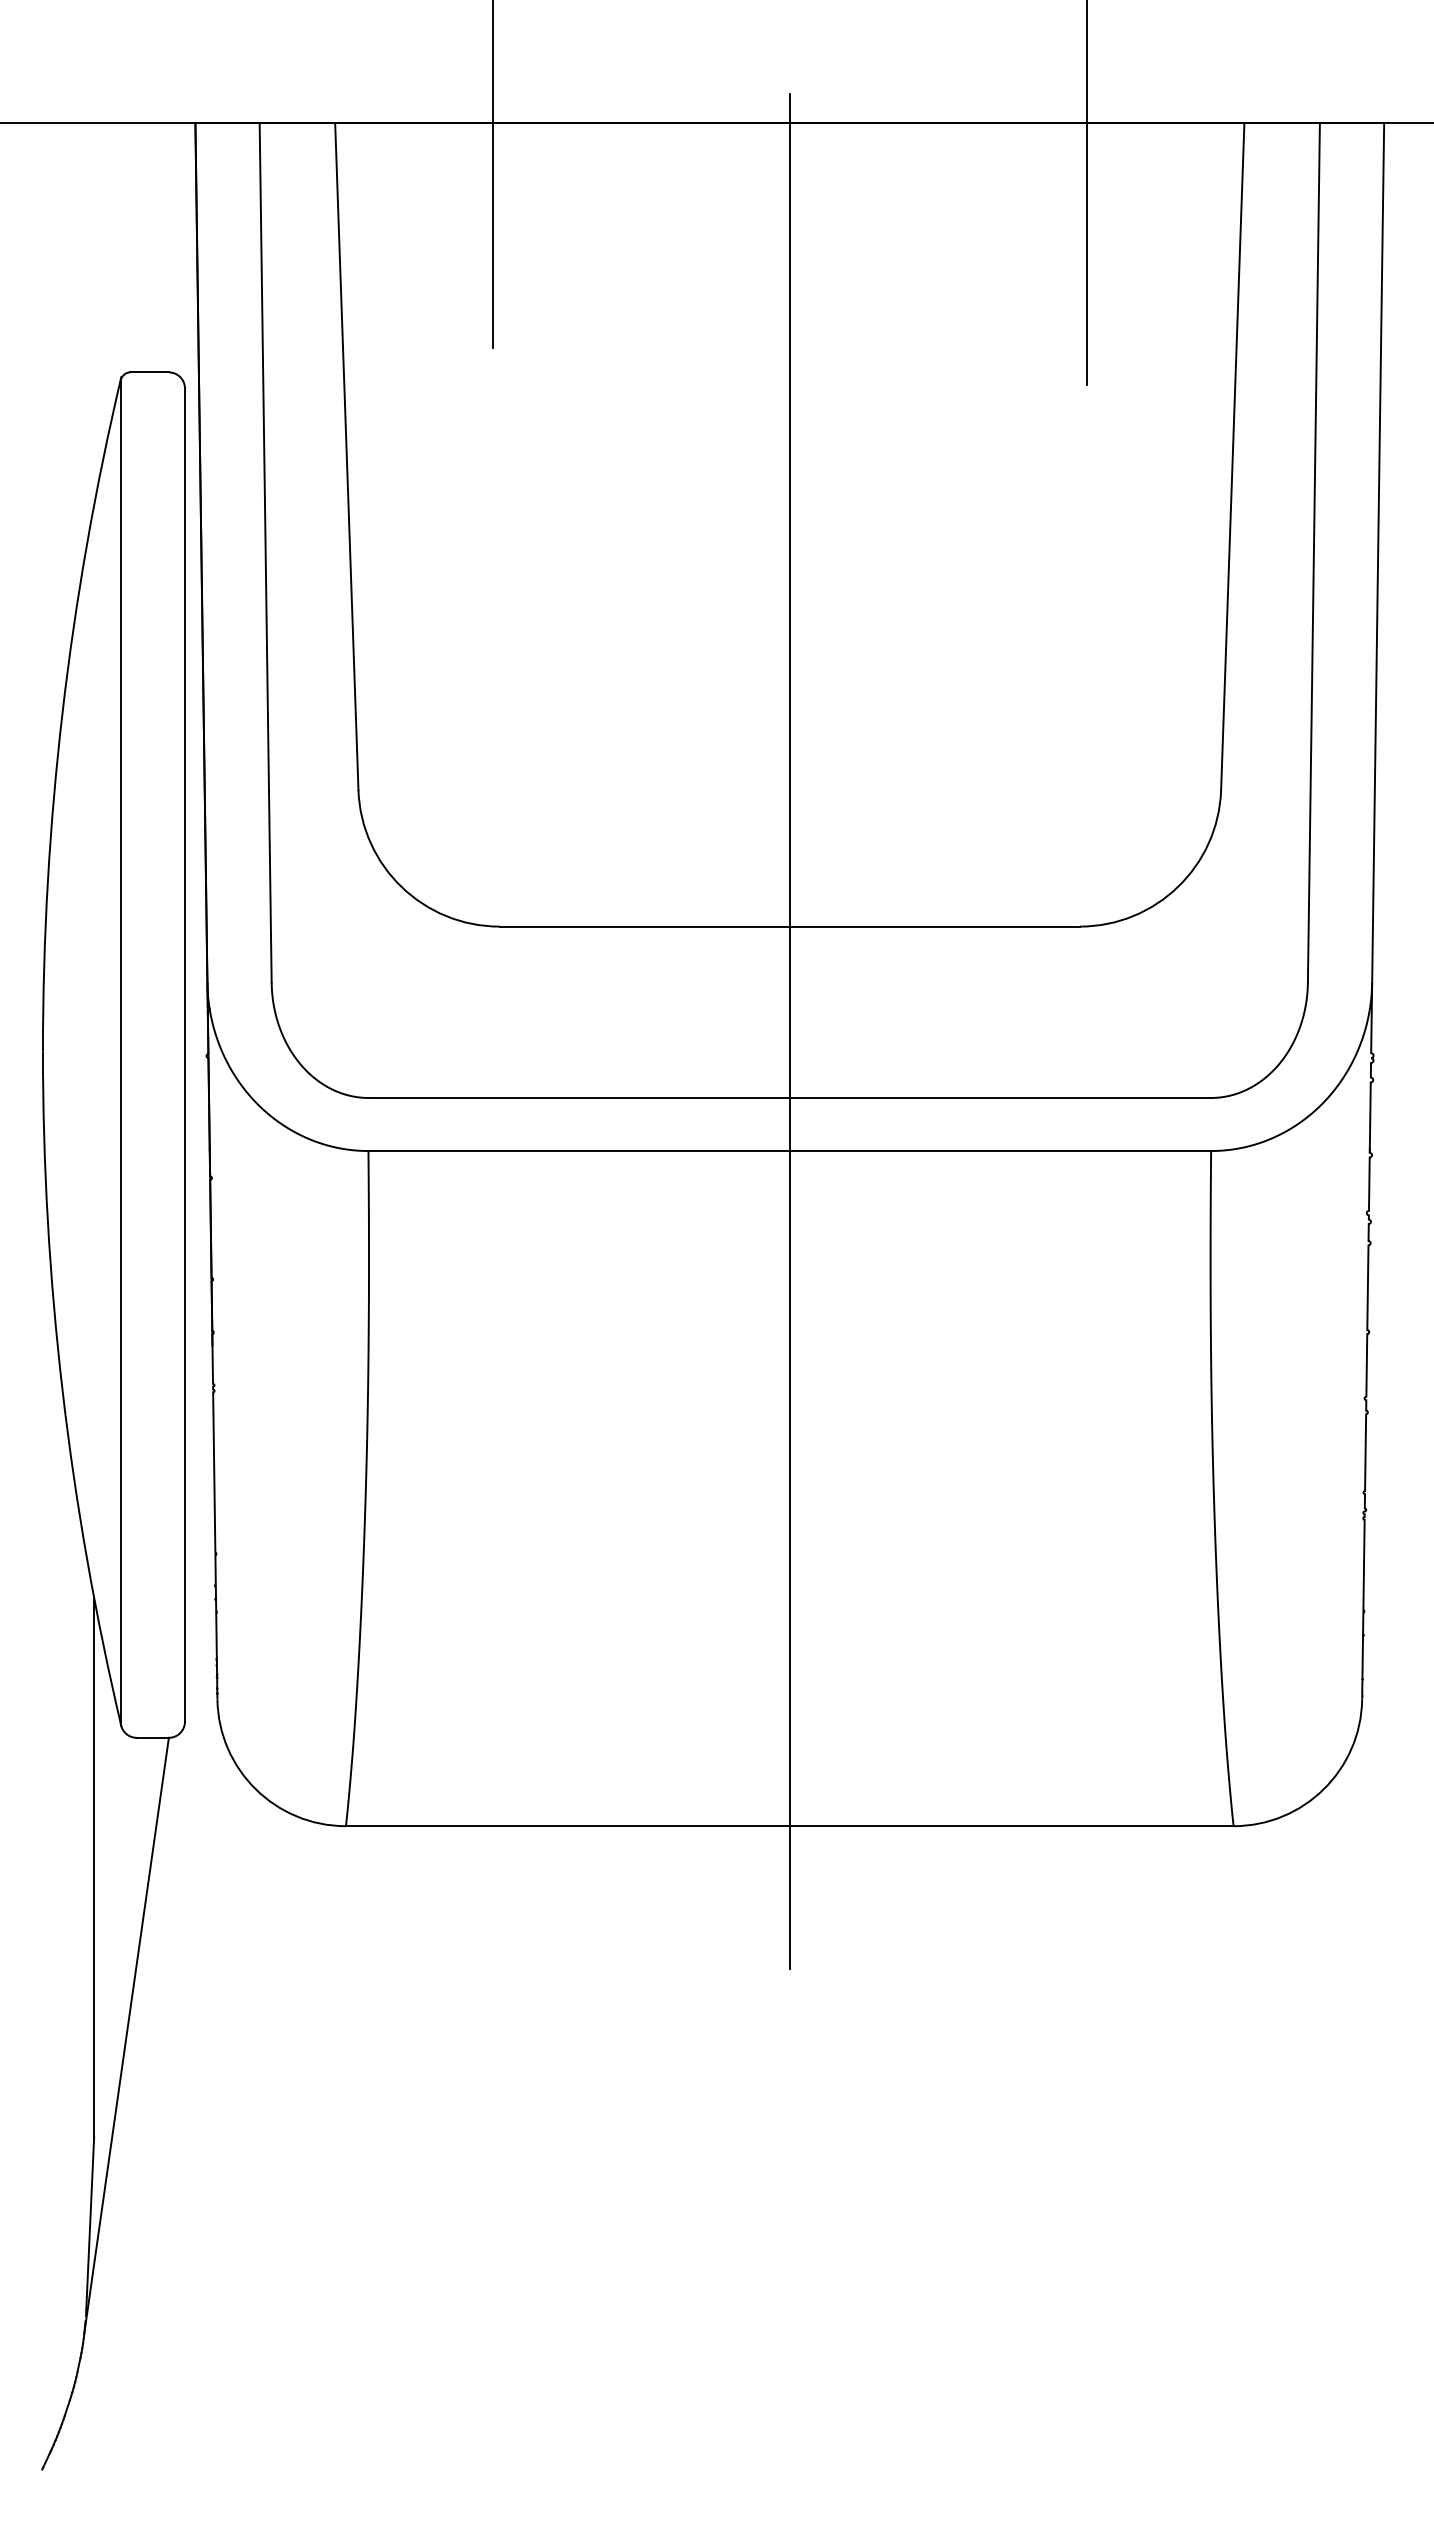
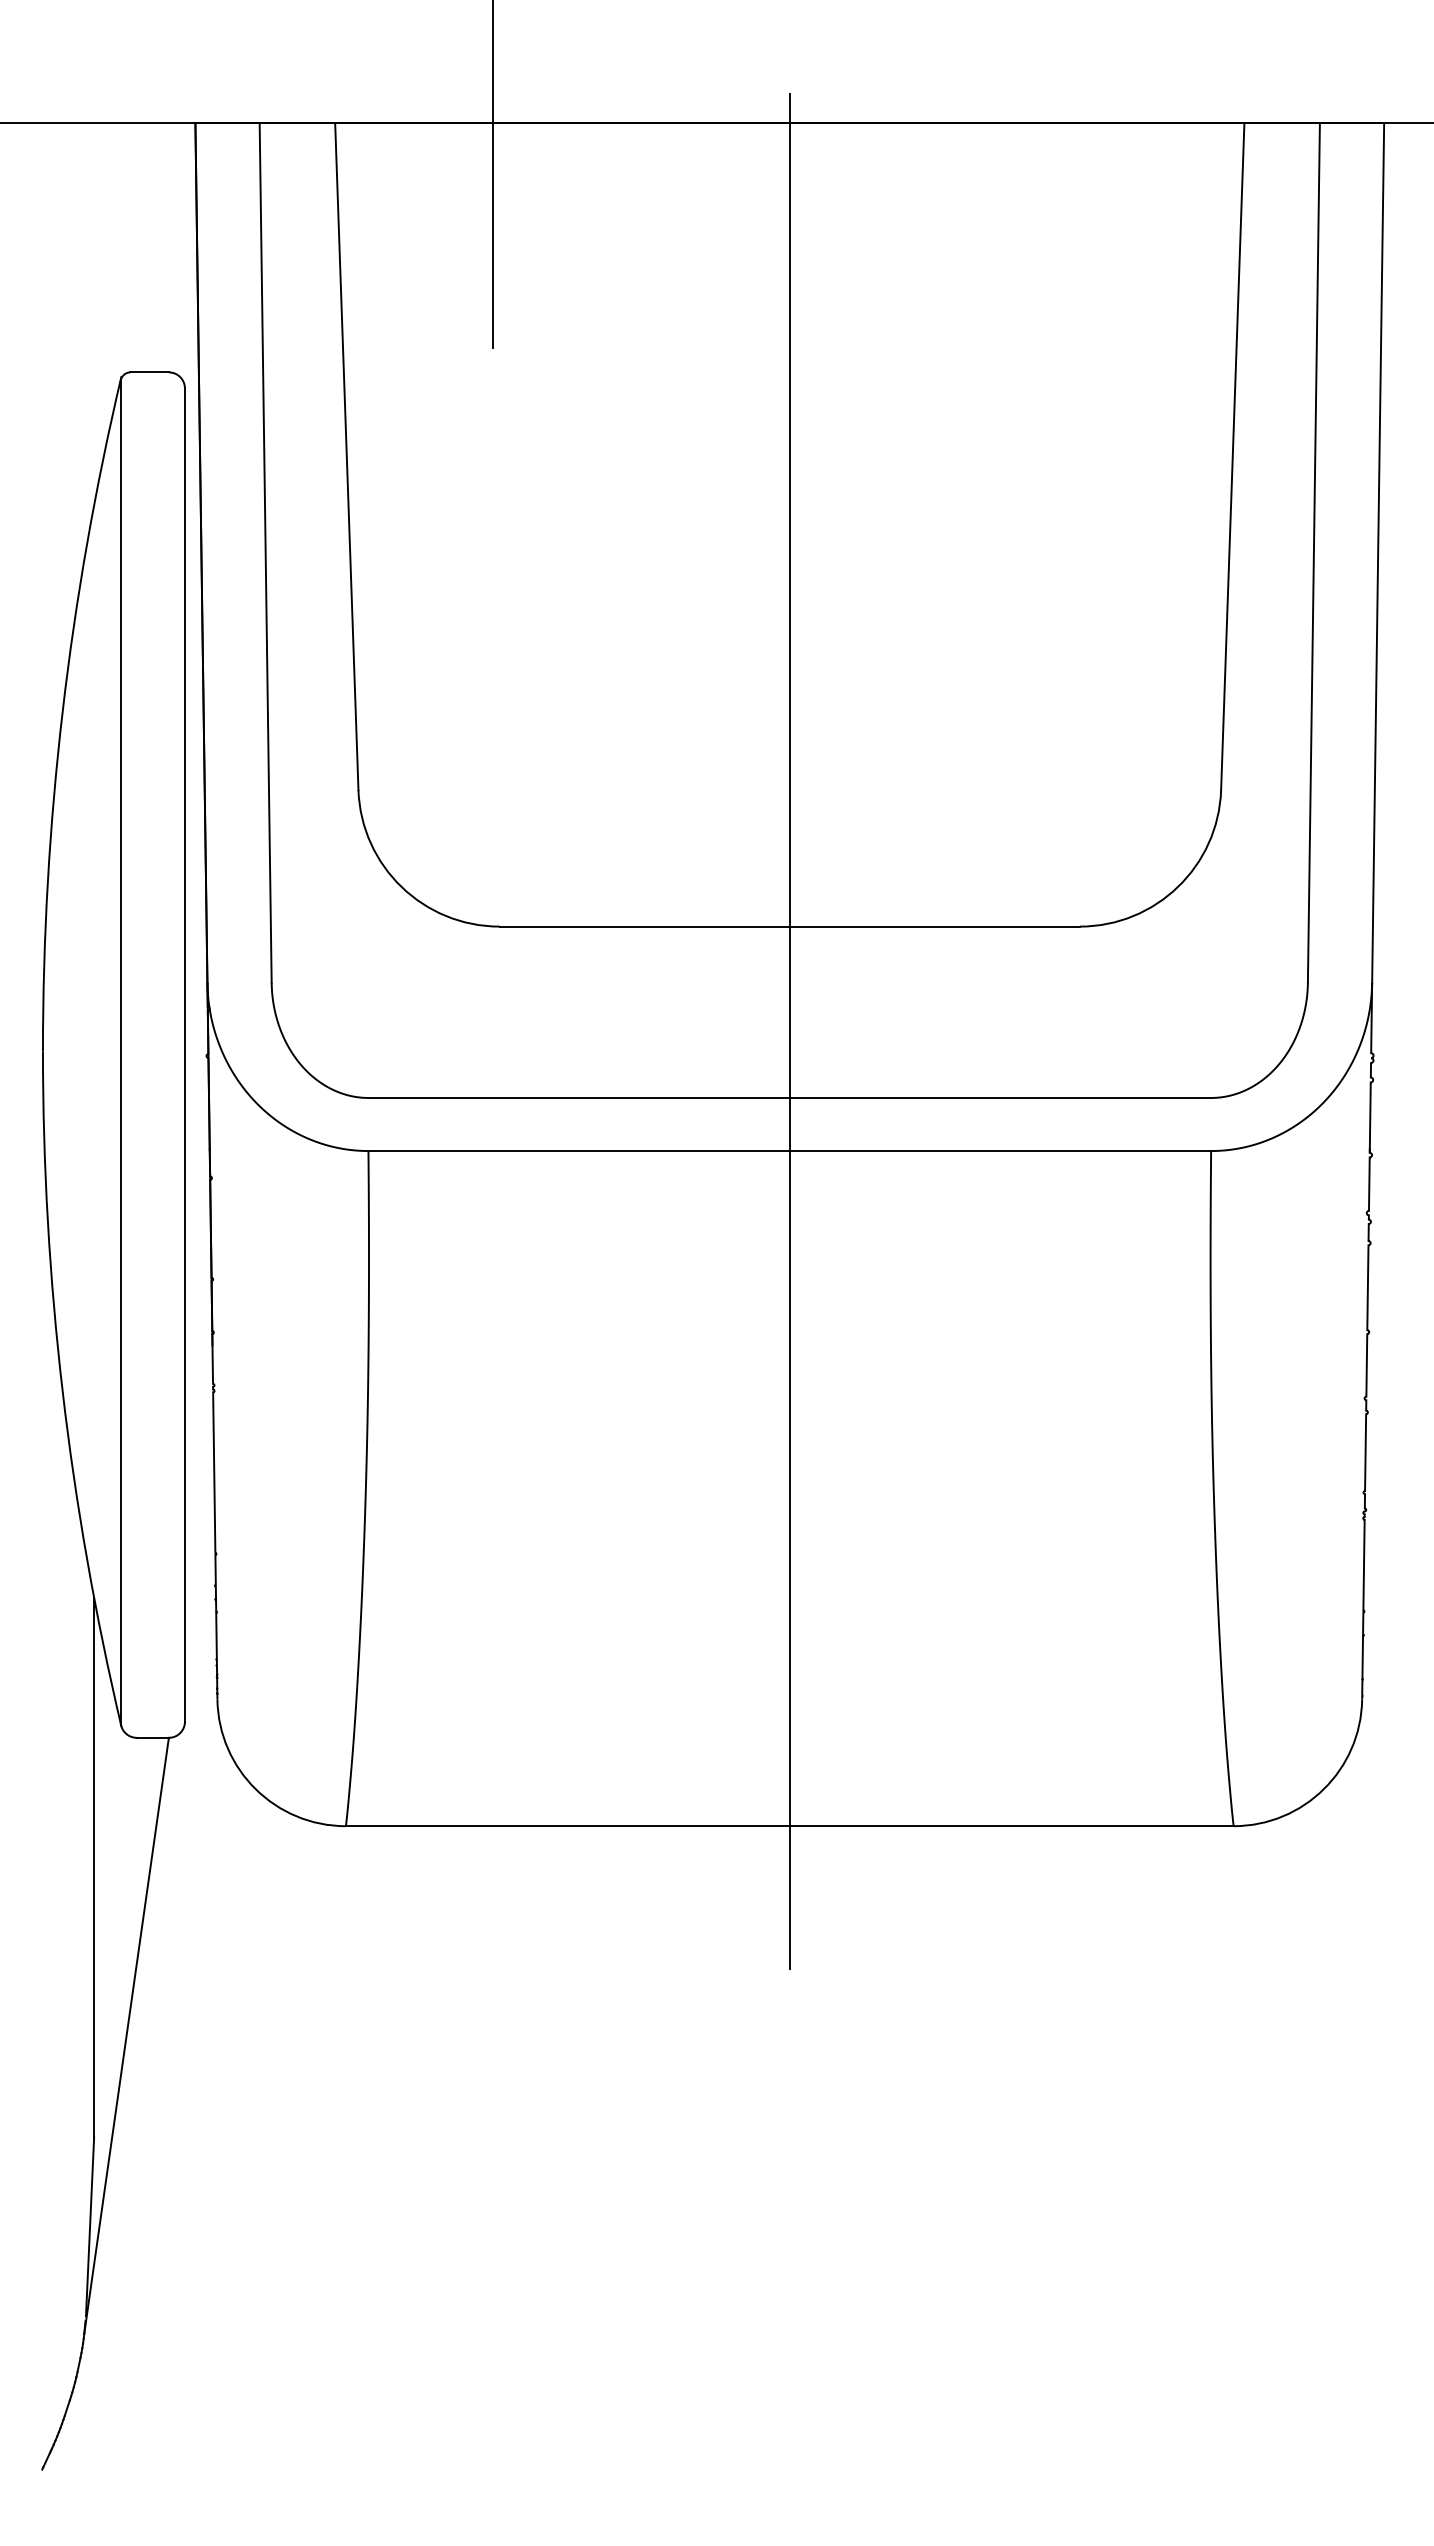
line: present -> none (1086, 193)
